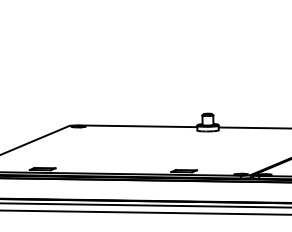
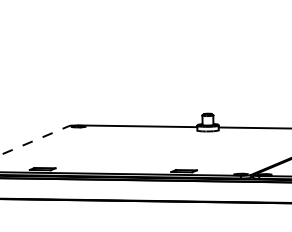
line: solid -> dashed (35, 140)
line: present -> none (145, 205)
line: present -> none (145, 212)
